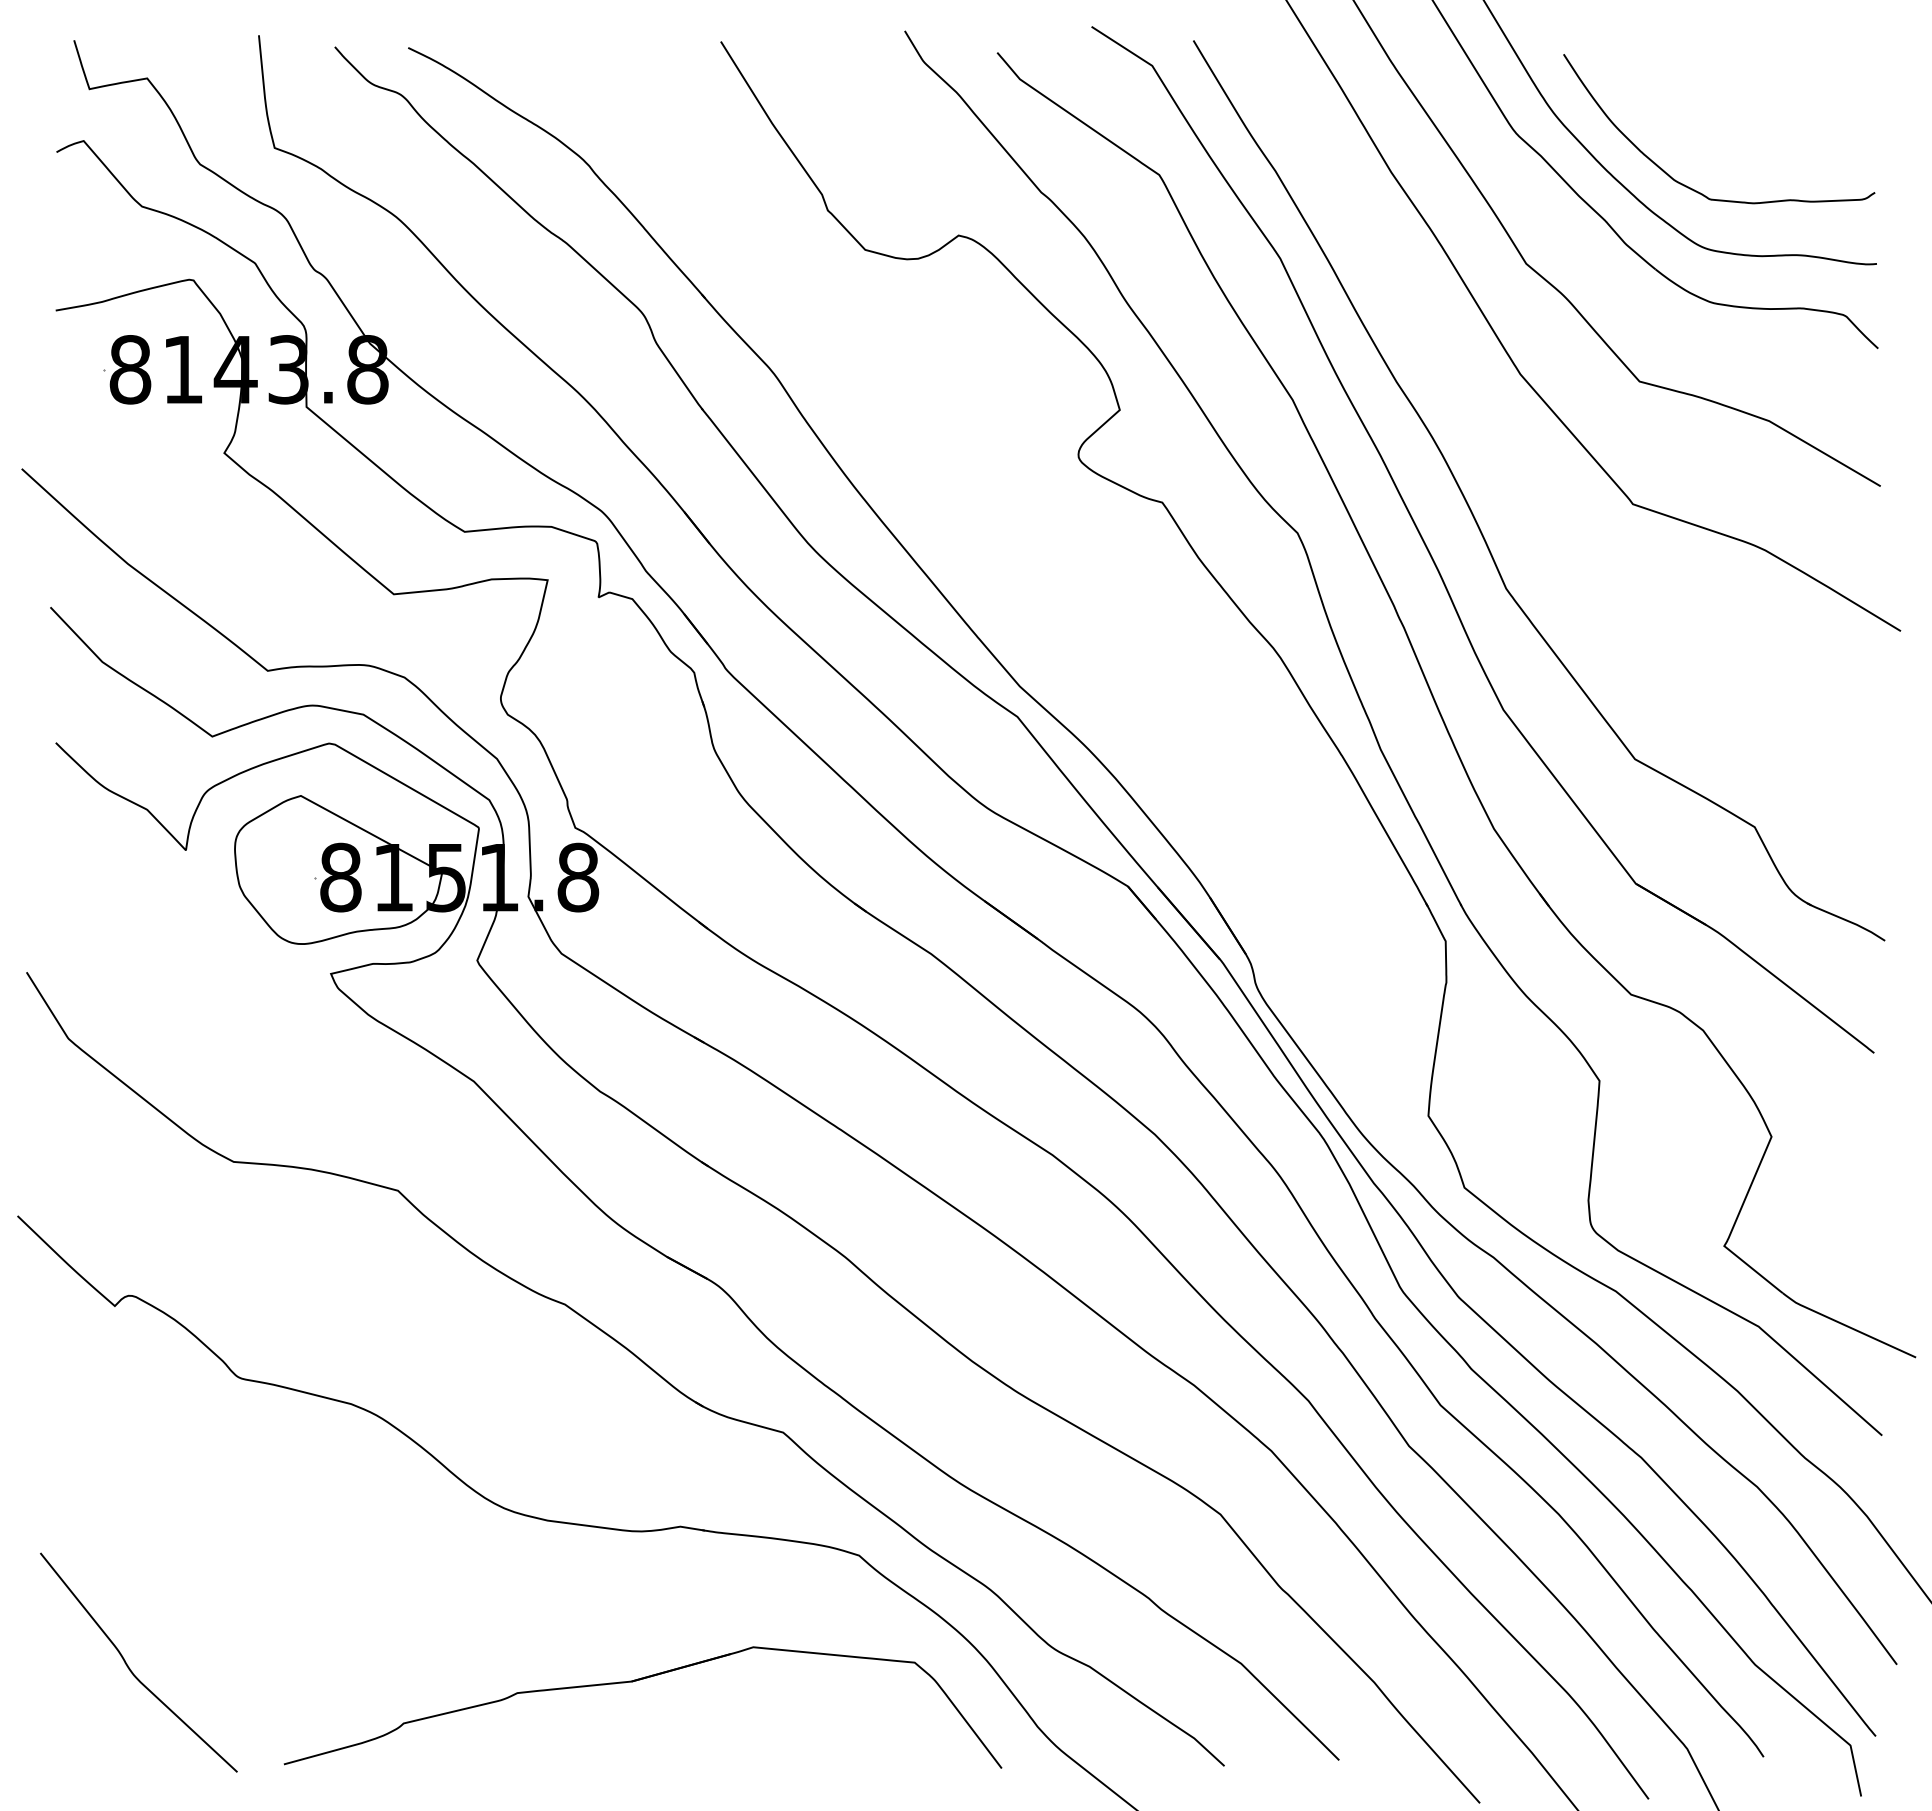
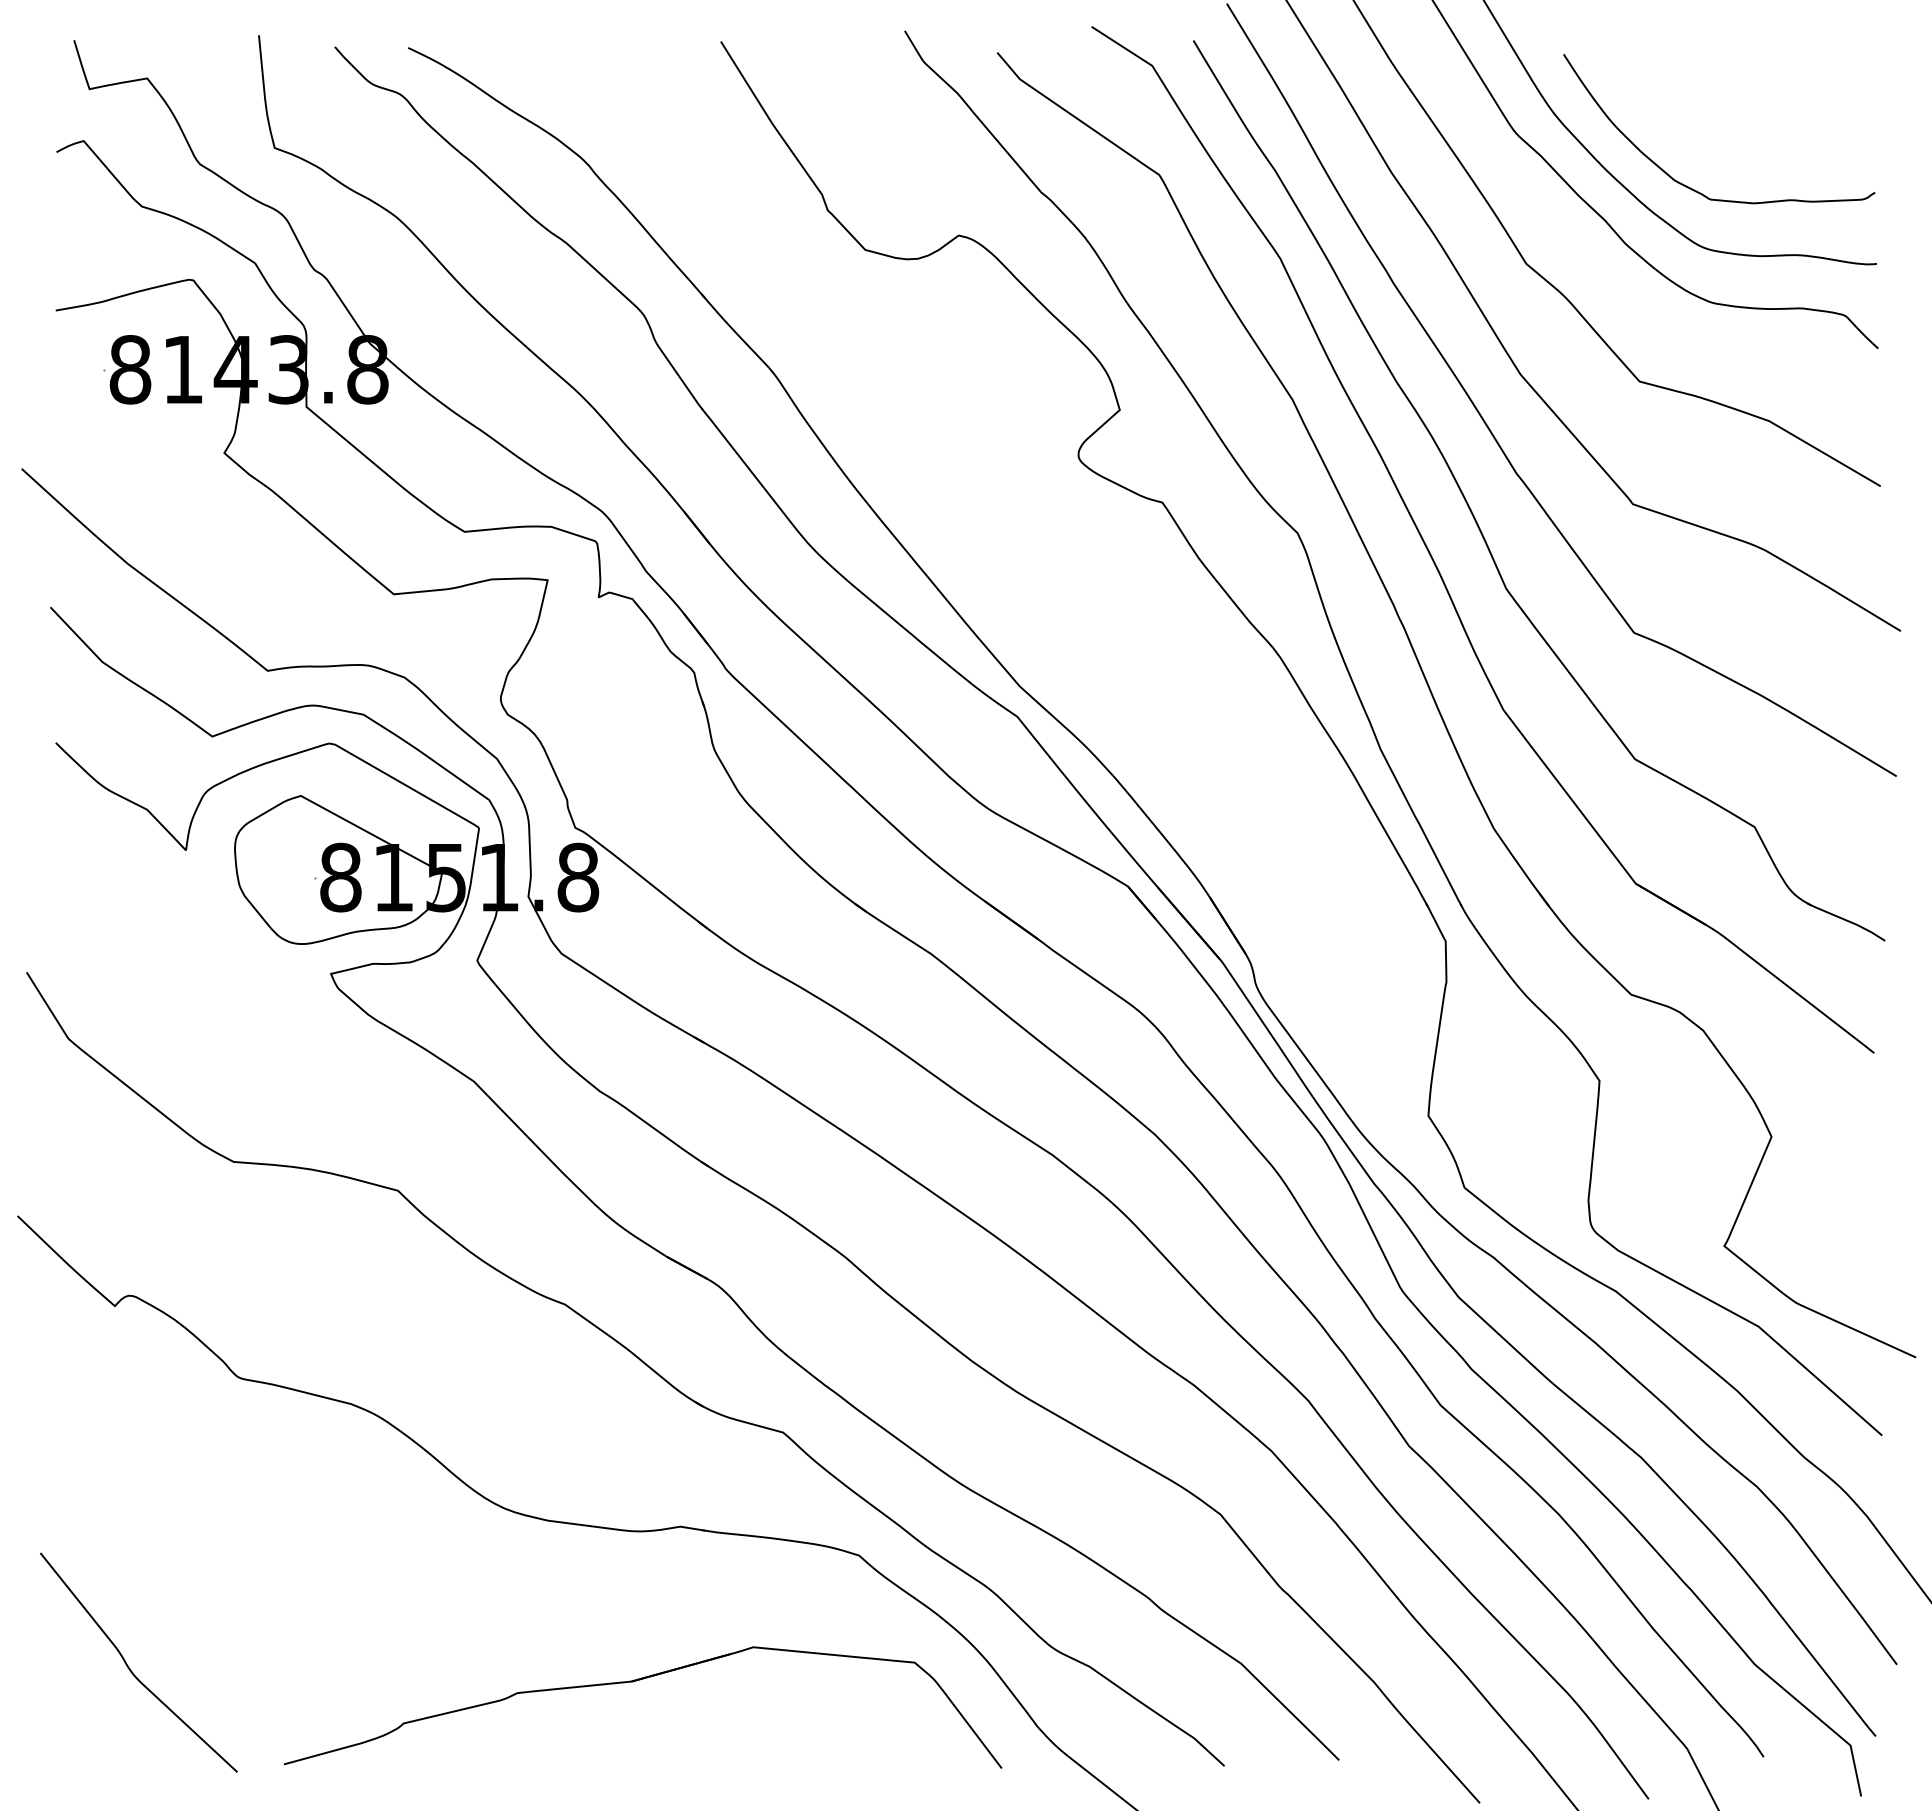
curve: none -> present (1494, 435)
